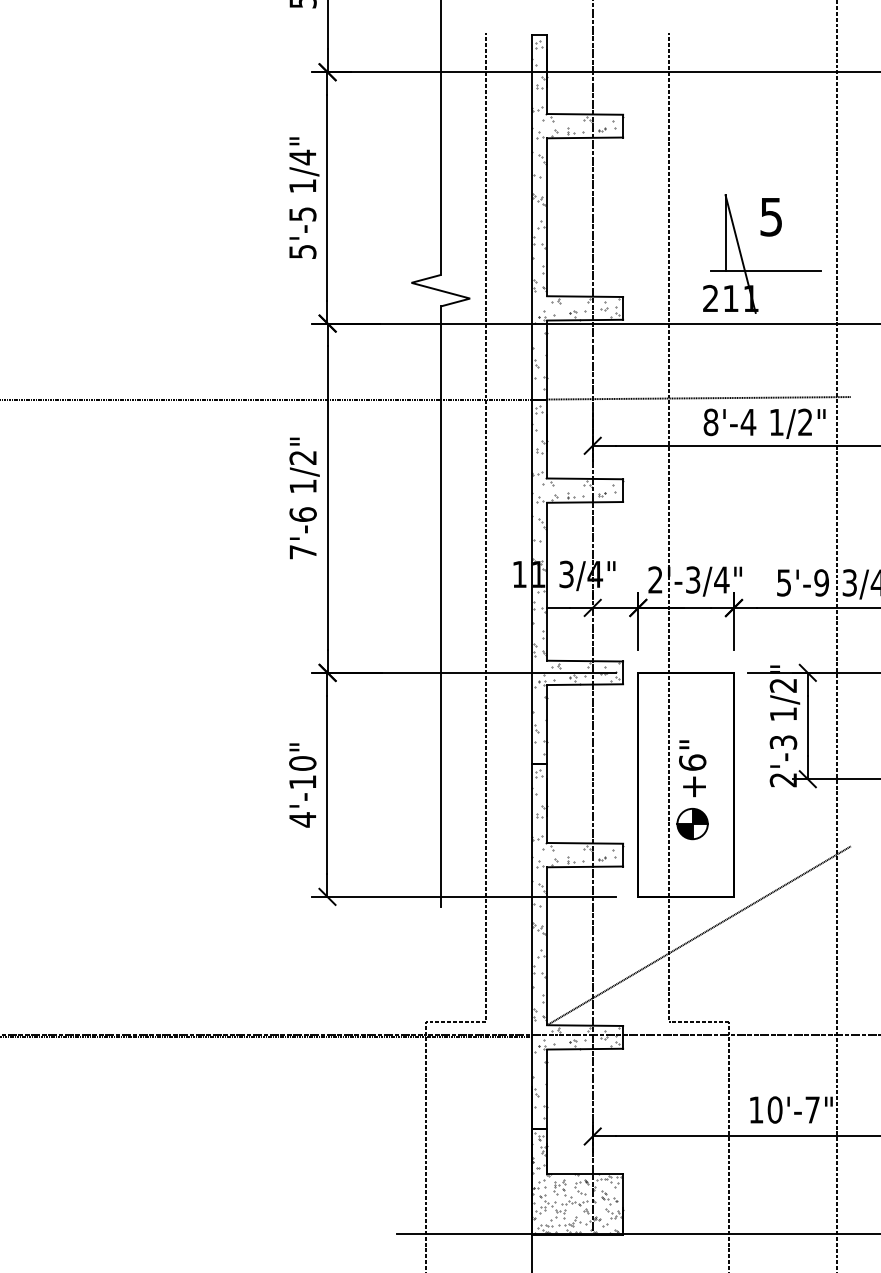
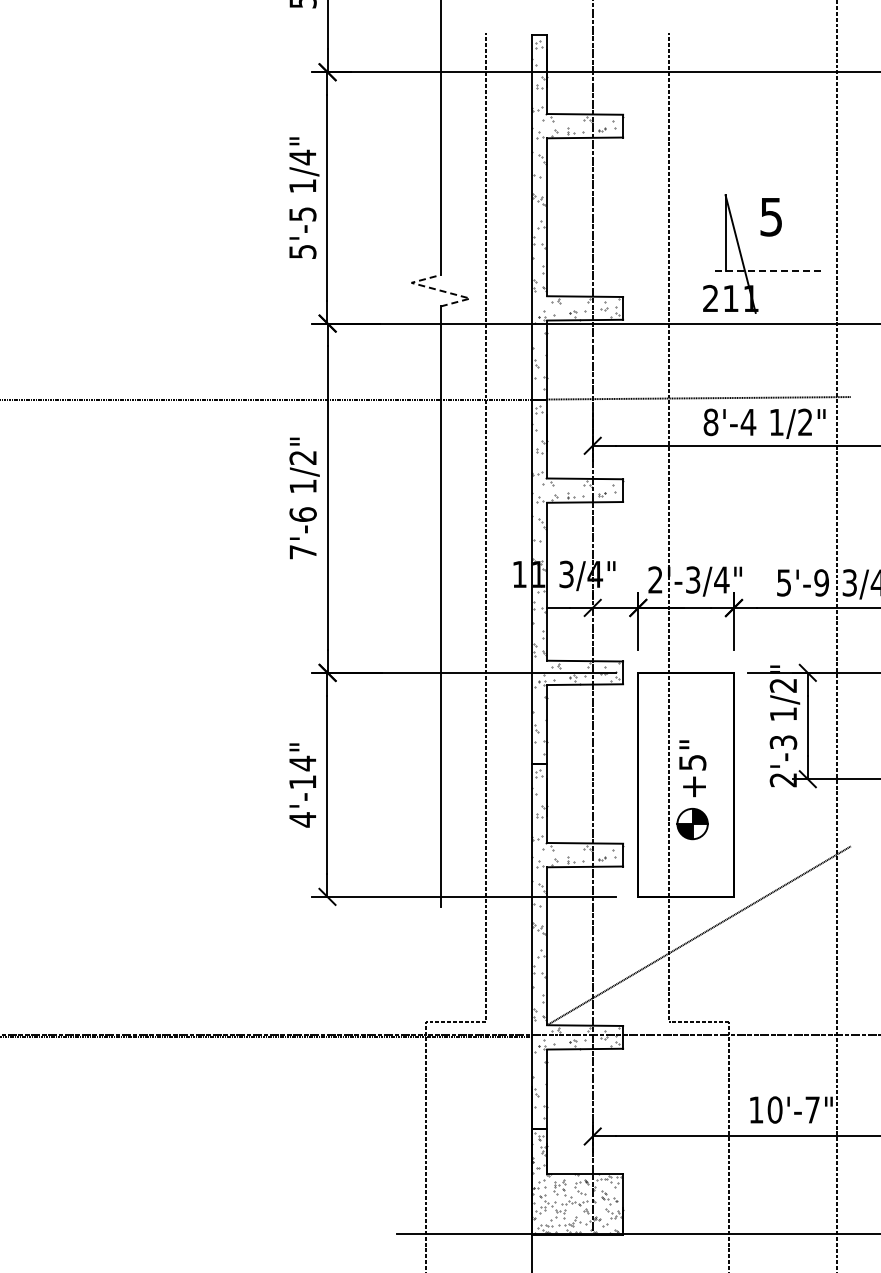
line: solid -> dashed (765, 271)
line: solid -> dashed (440, 290)
text: +6" -> +5" (692, 762)
text: 4'-10" -> 4'-14" (302, 763)
